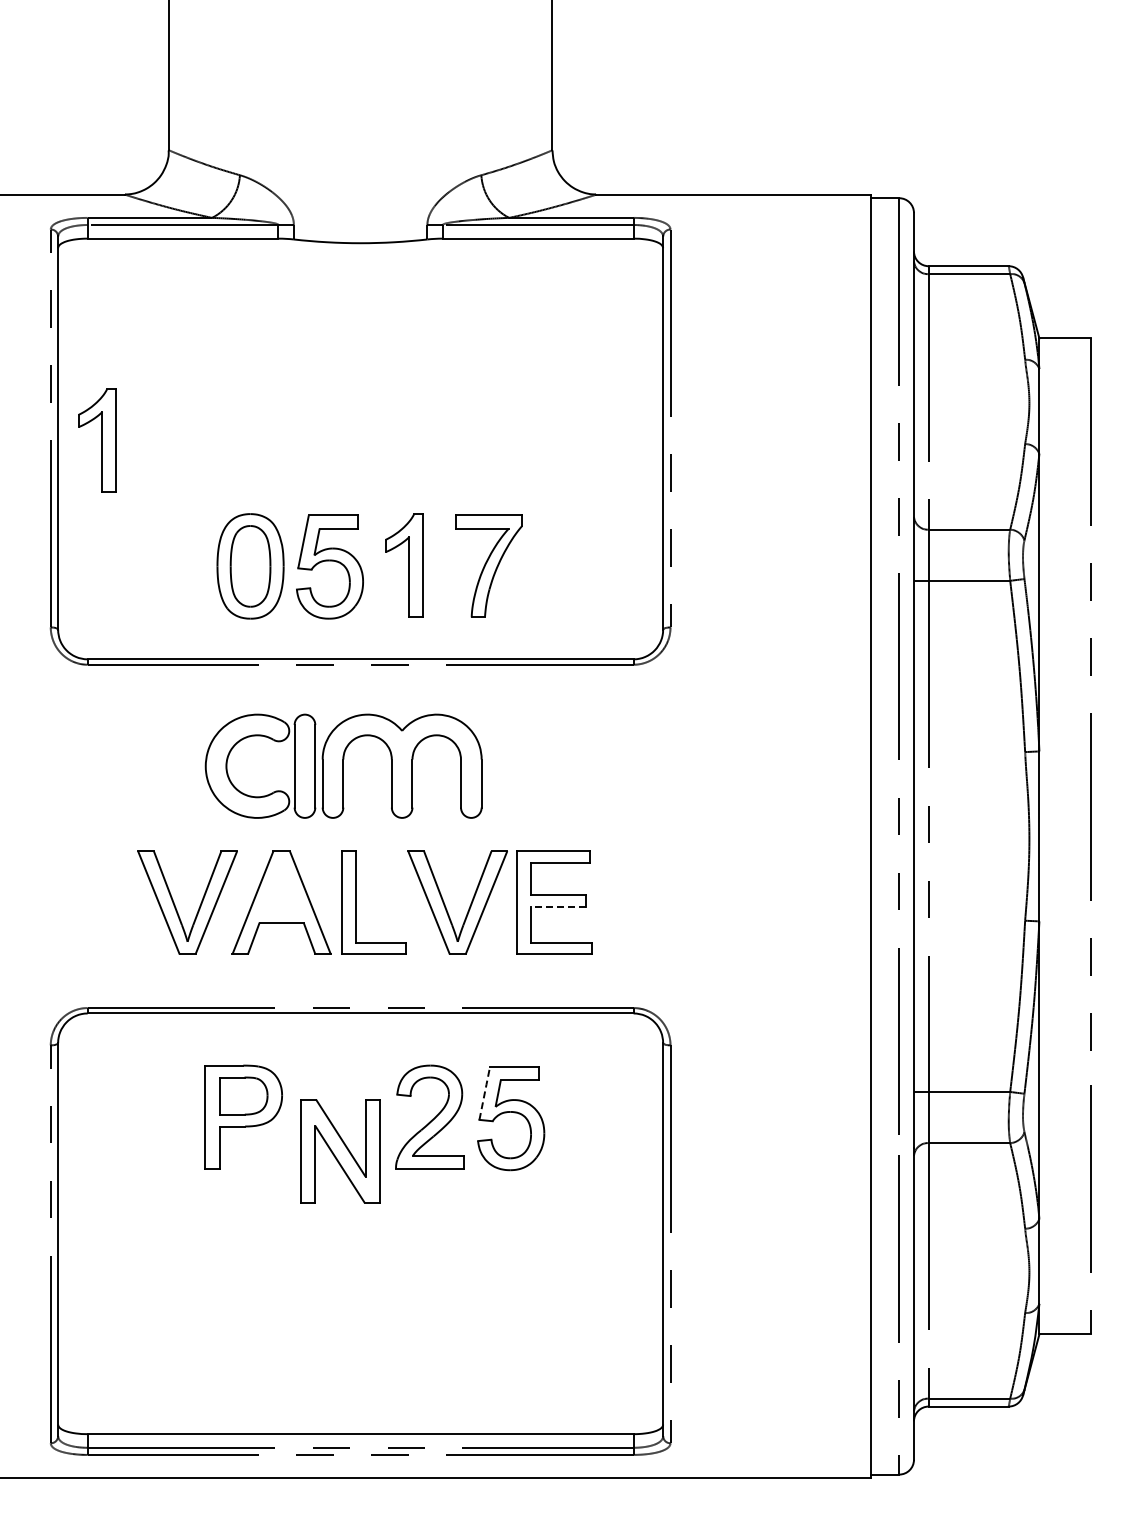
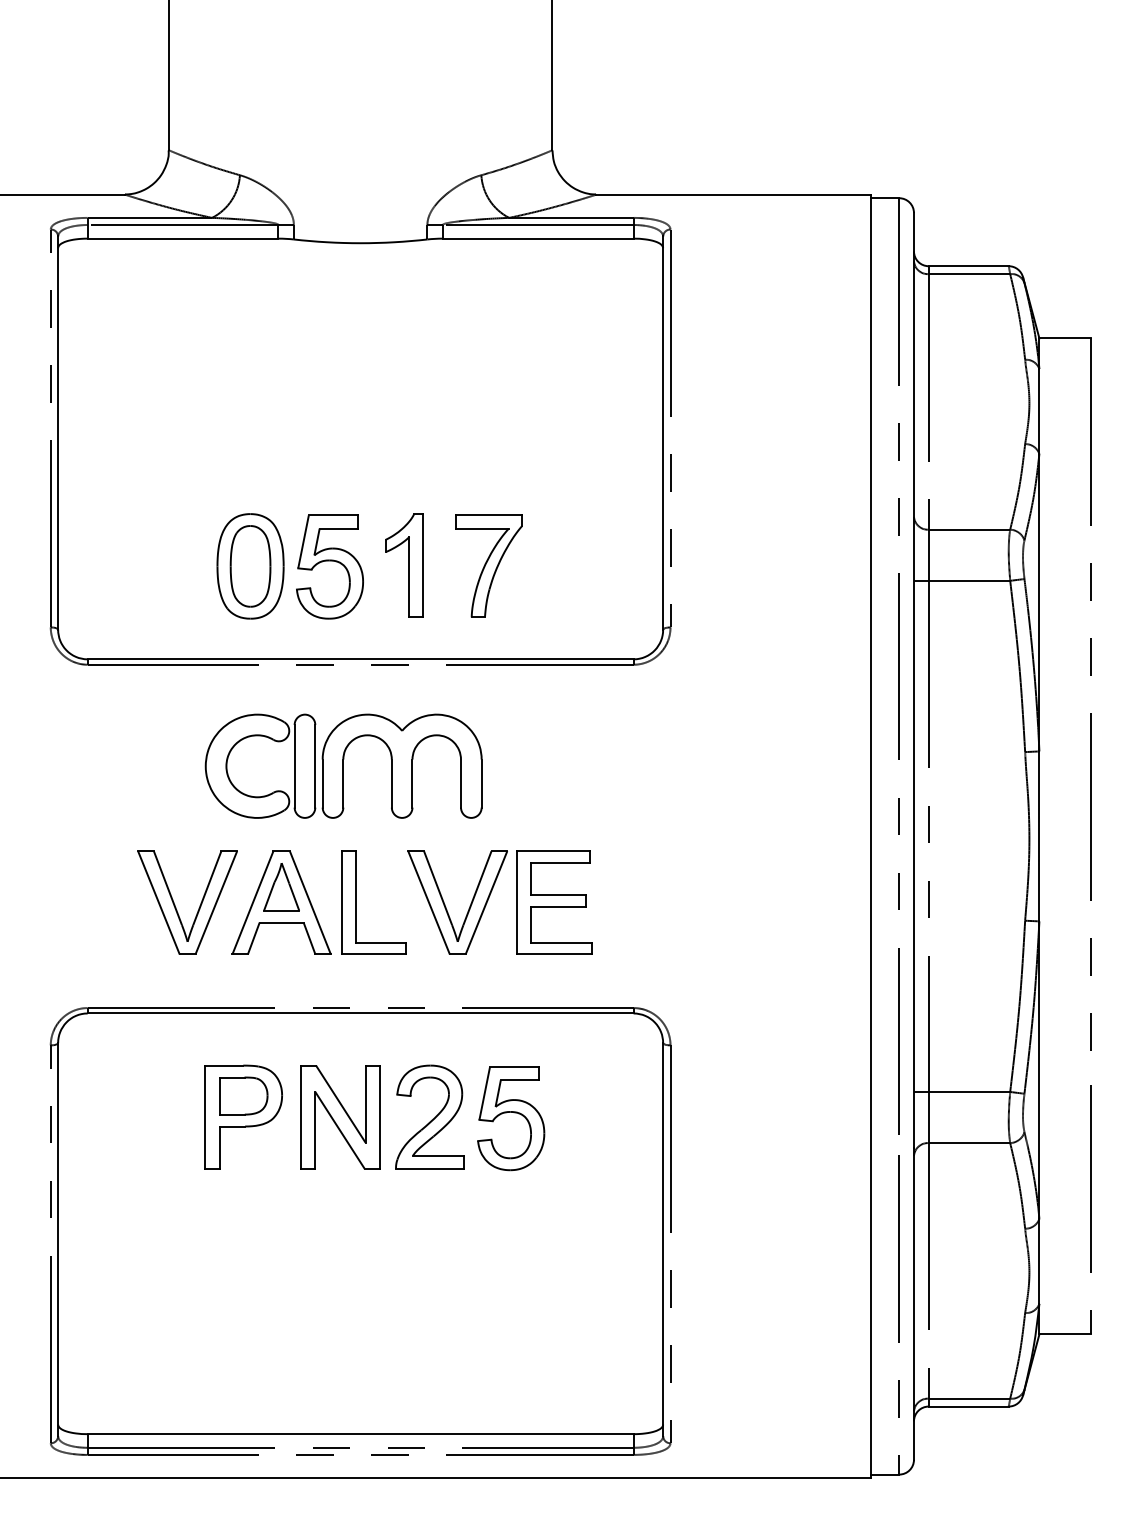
part: present -> none (97, 440)
part: none -> present (281, 887)
line: dashed -> solid (557, 906)
line: dashed -> solid (484, 1092)
part position: (340, 1151) -> (340, 1117) (340, 1117)
